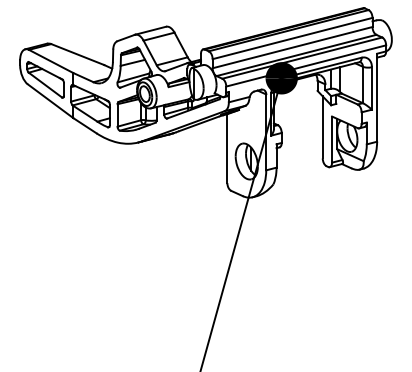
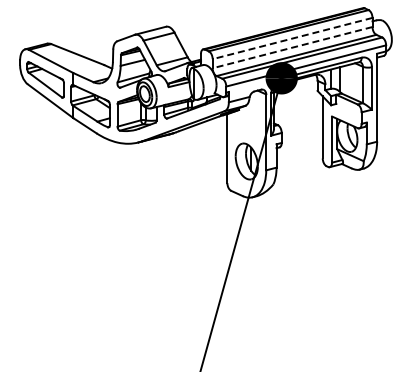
line: solid -> dashed (292, 38)
line: solid -> dashed (292, 47)
